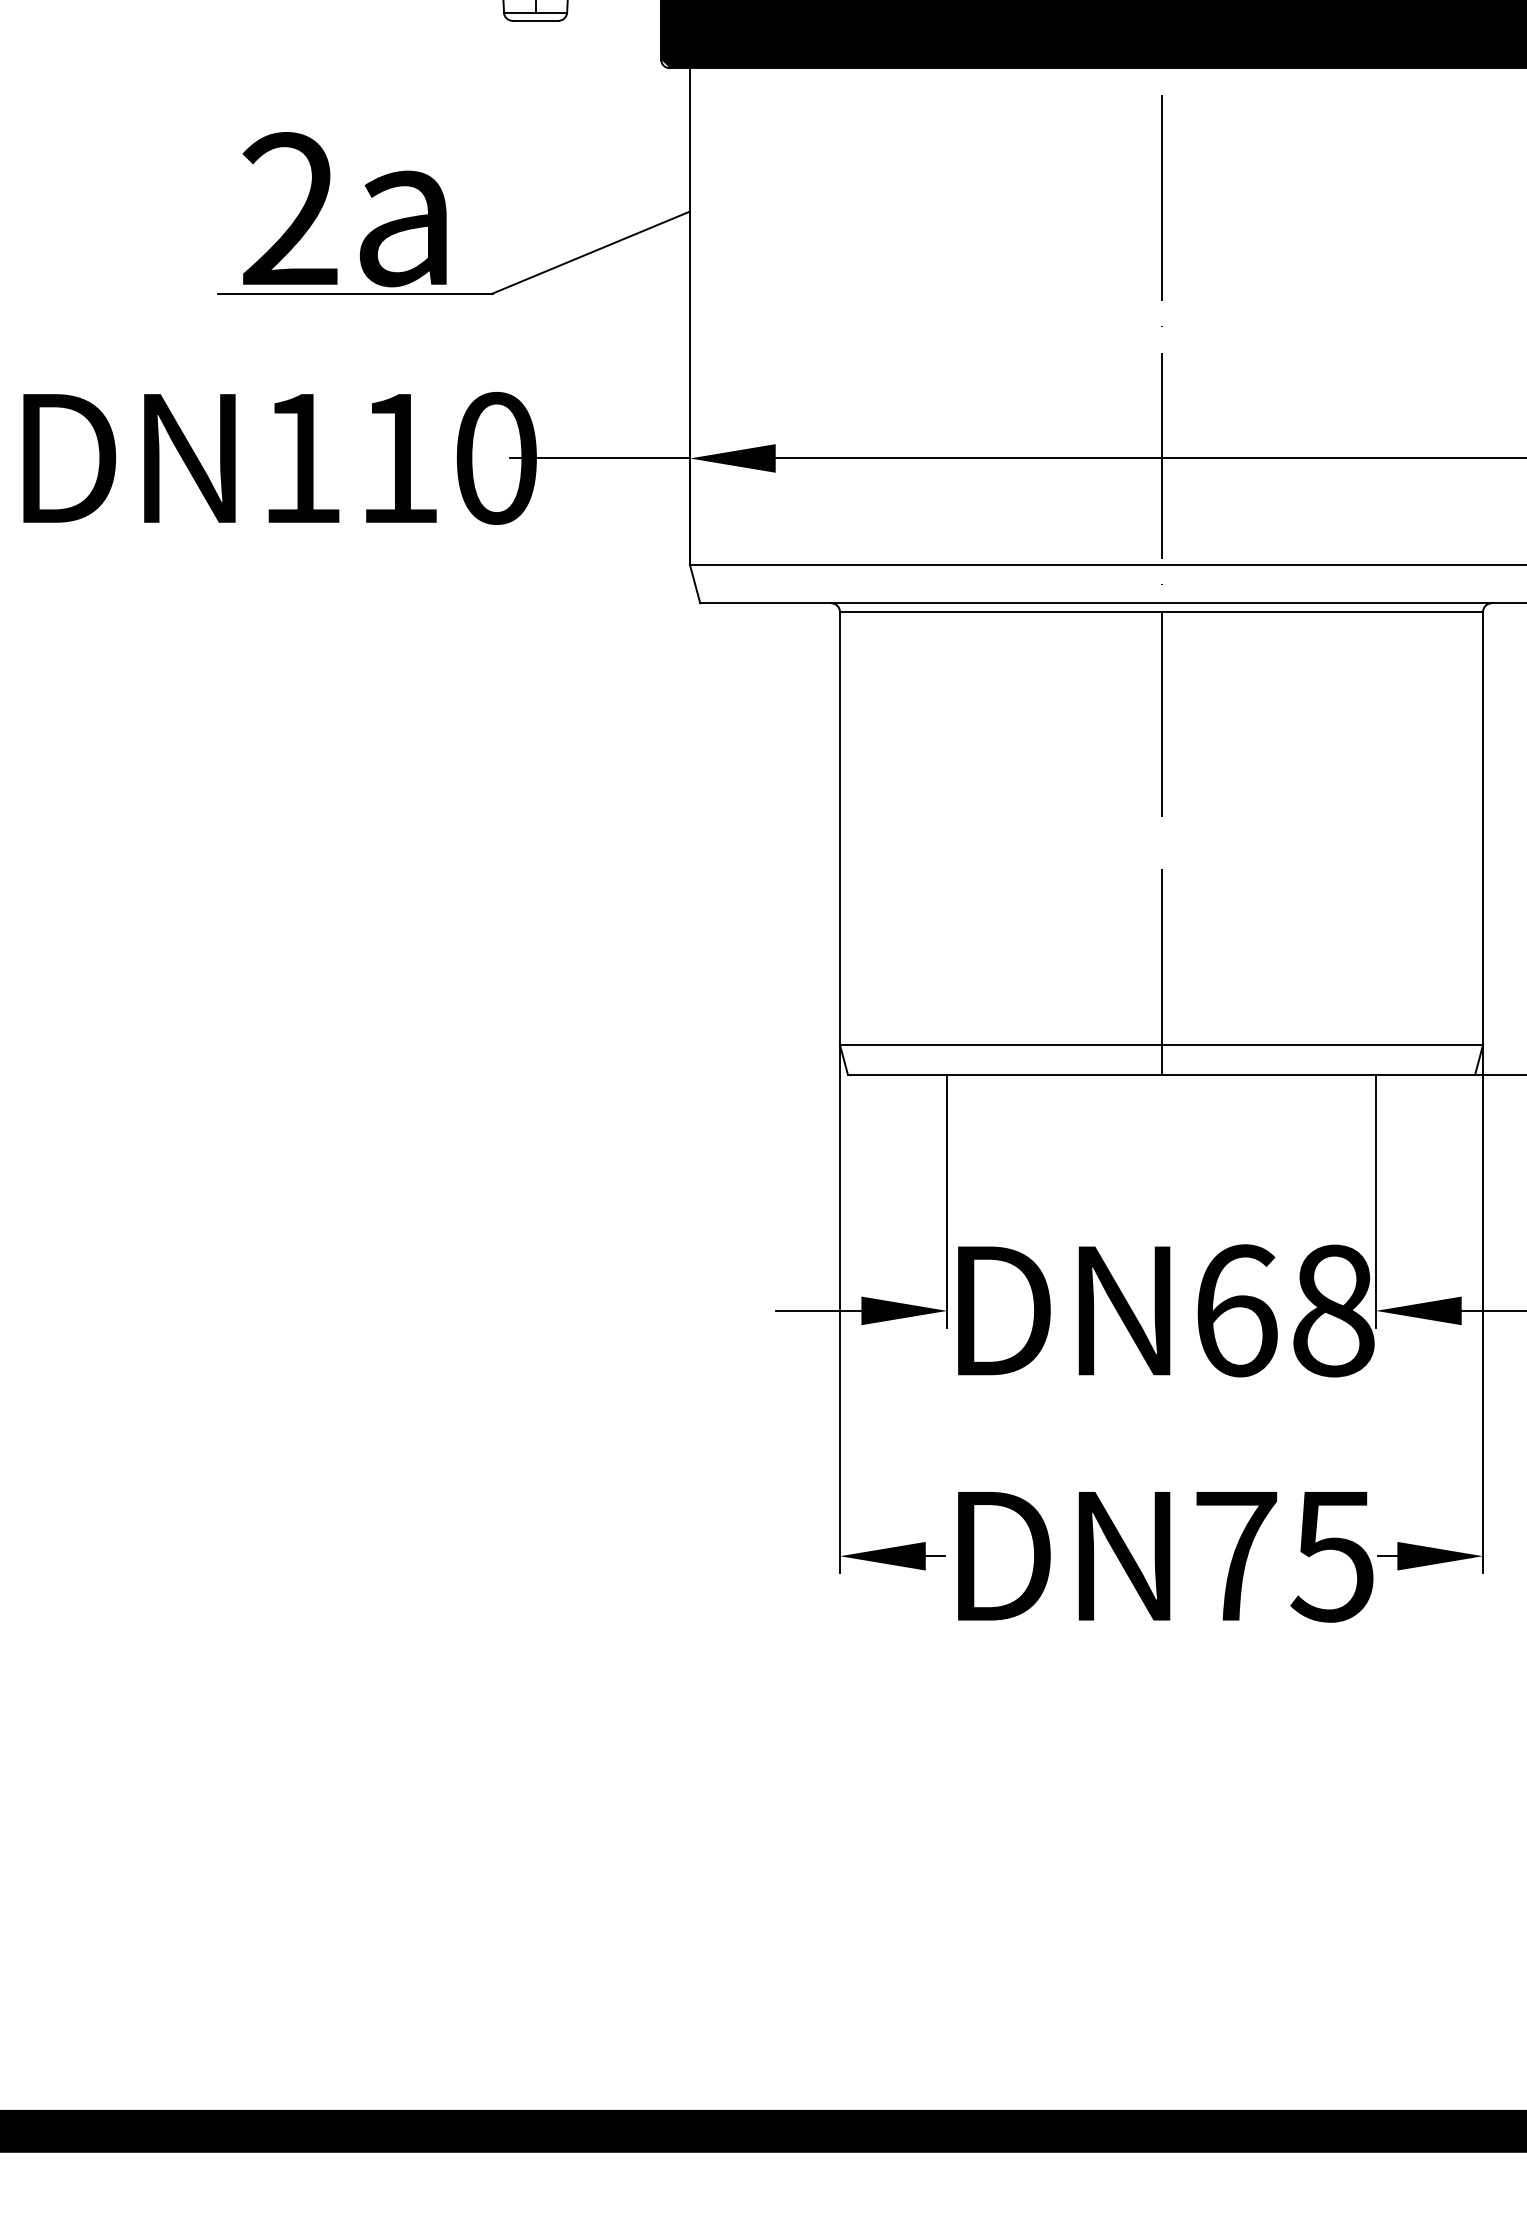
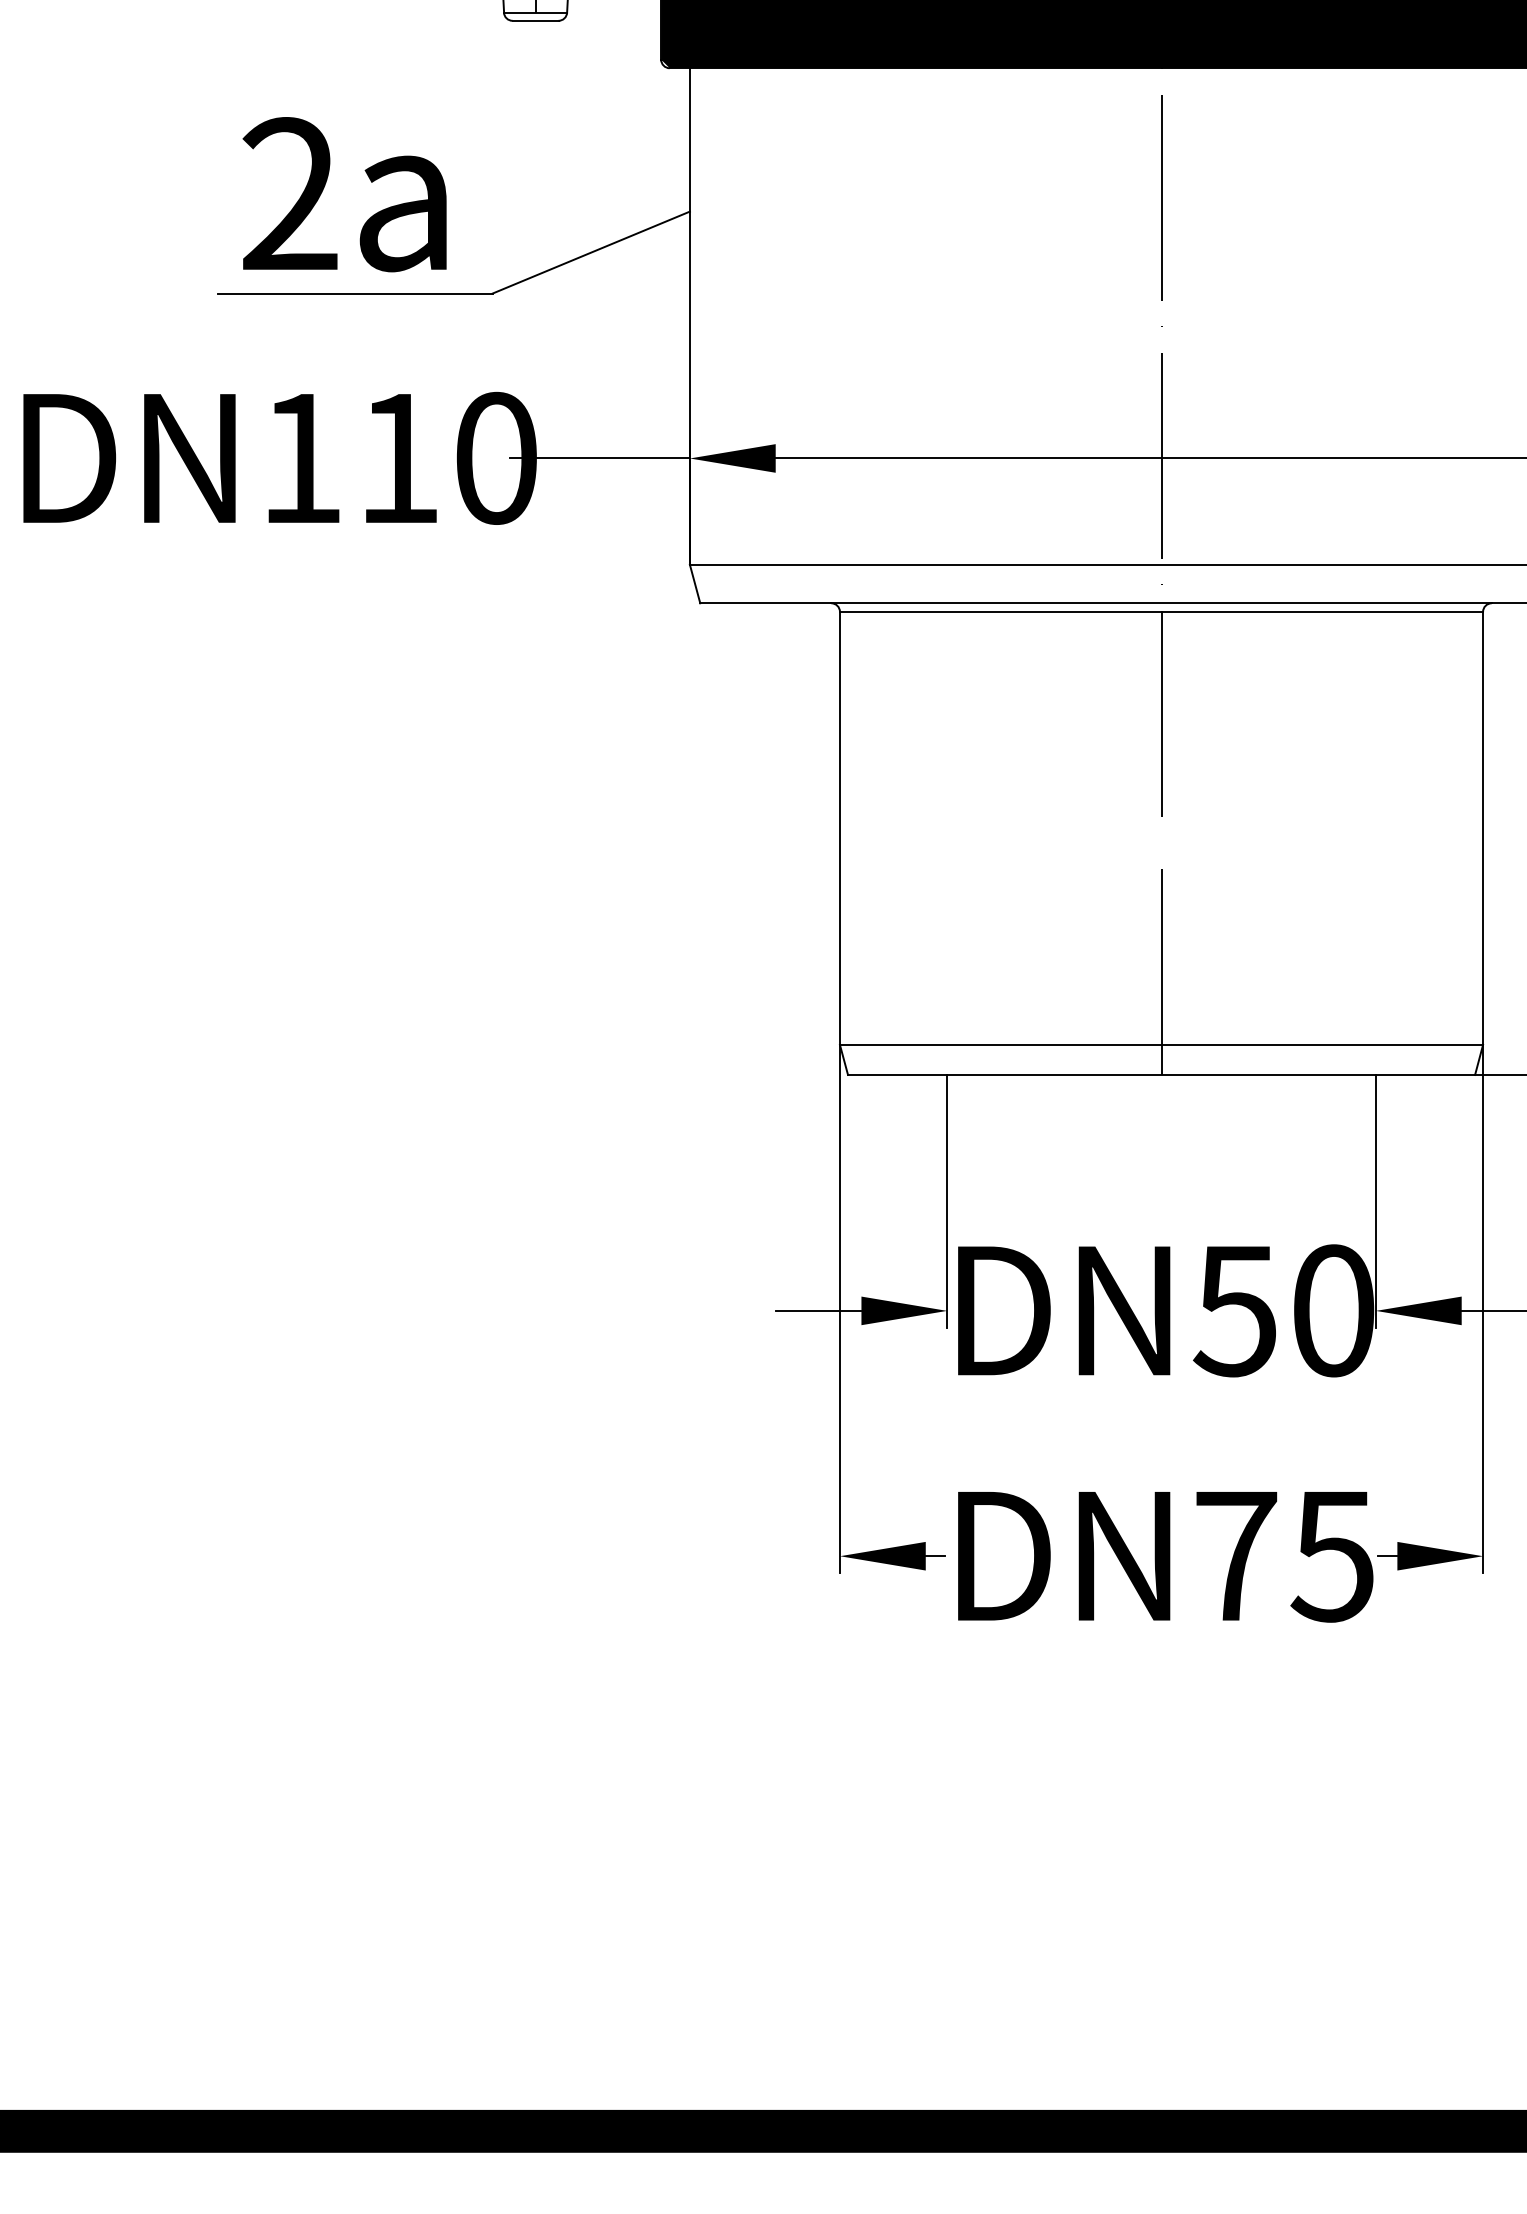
text position: (344, 209) -> (344, 194) (344, 194)
text: DN68 -> DN50 (1283, 1310)
